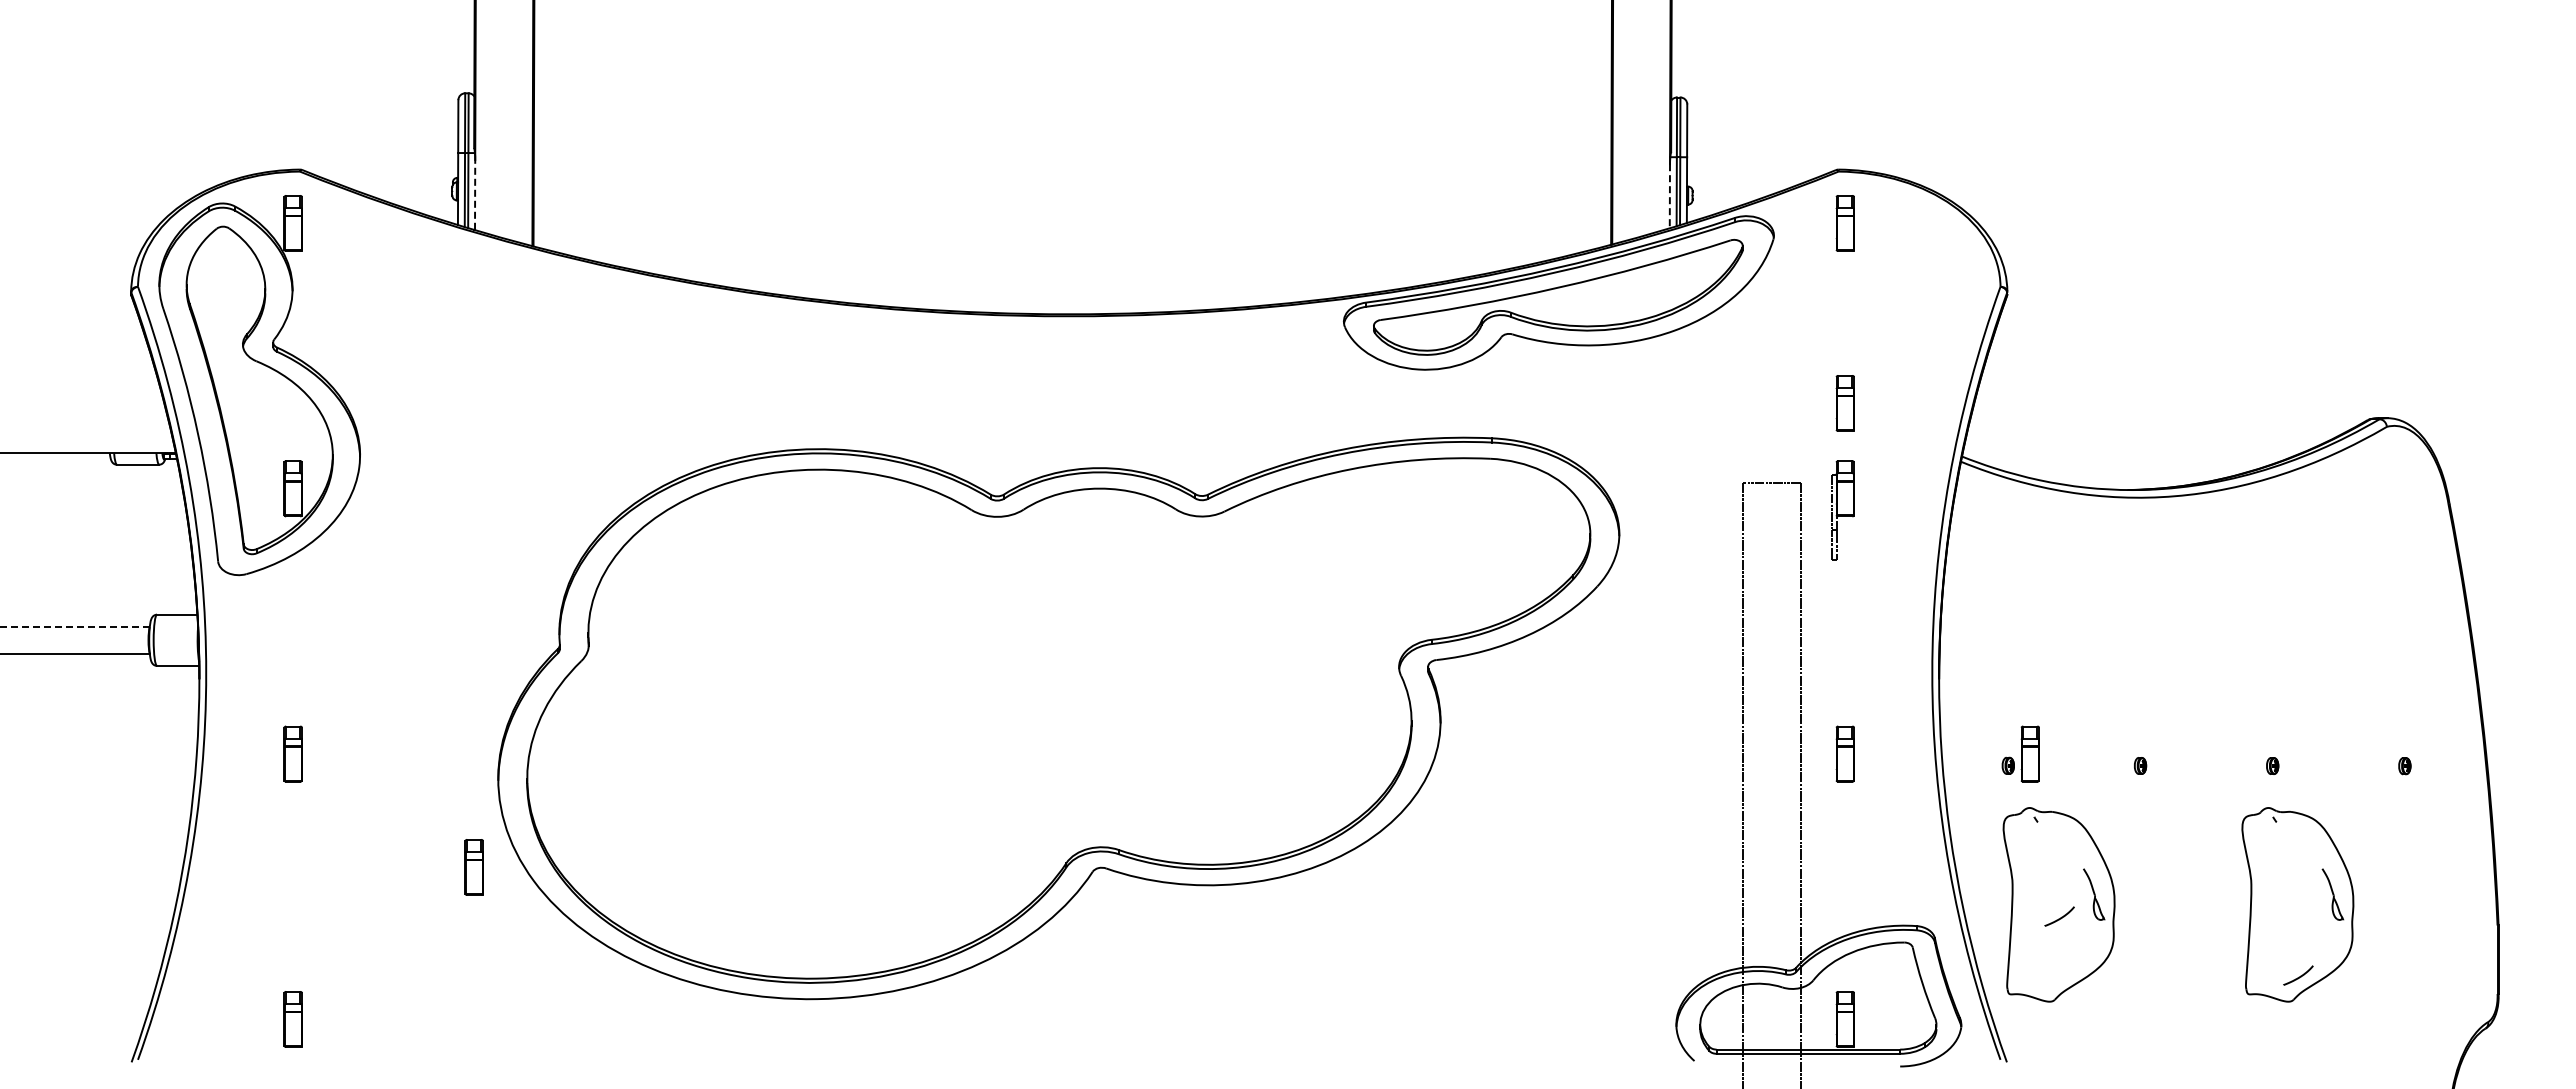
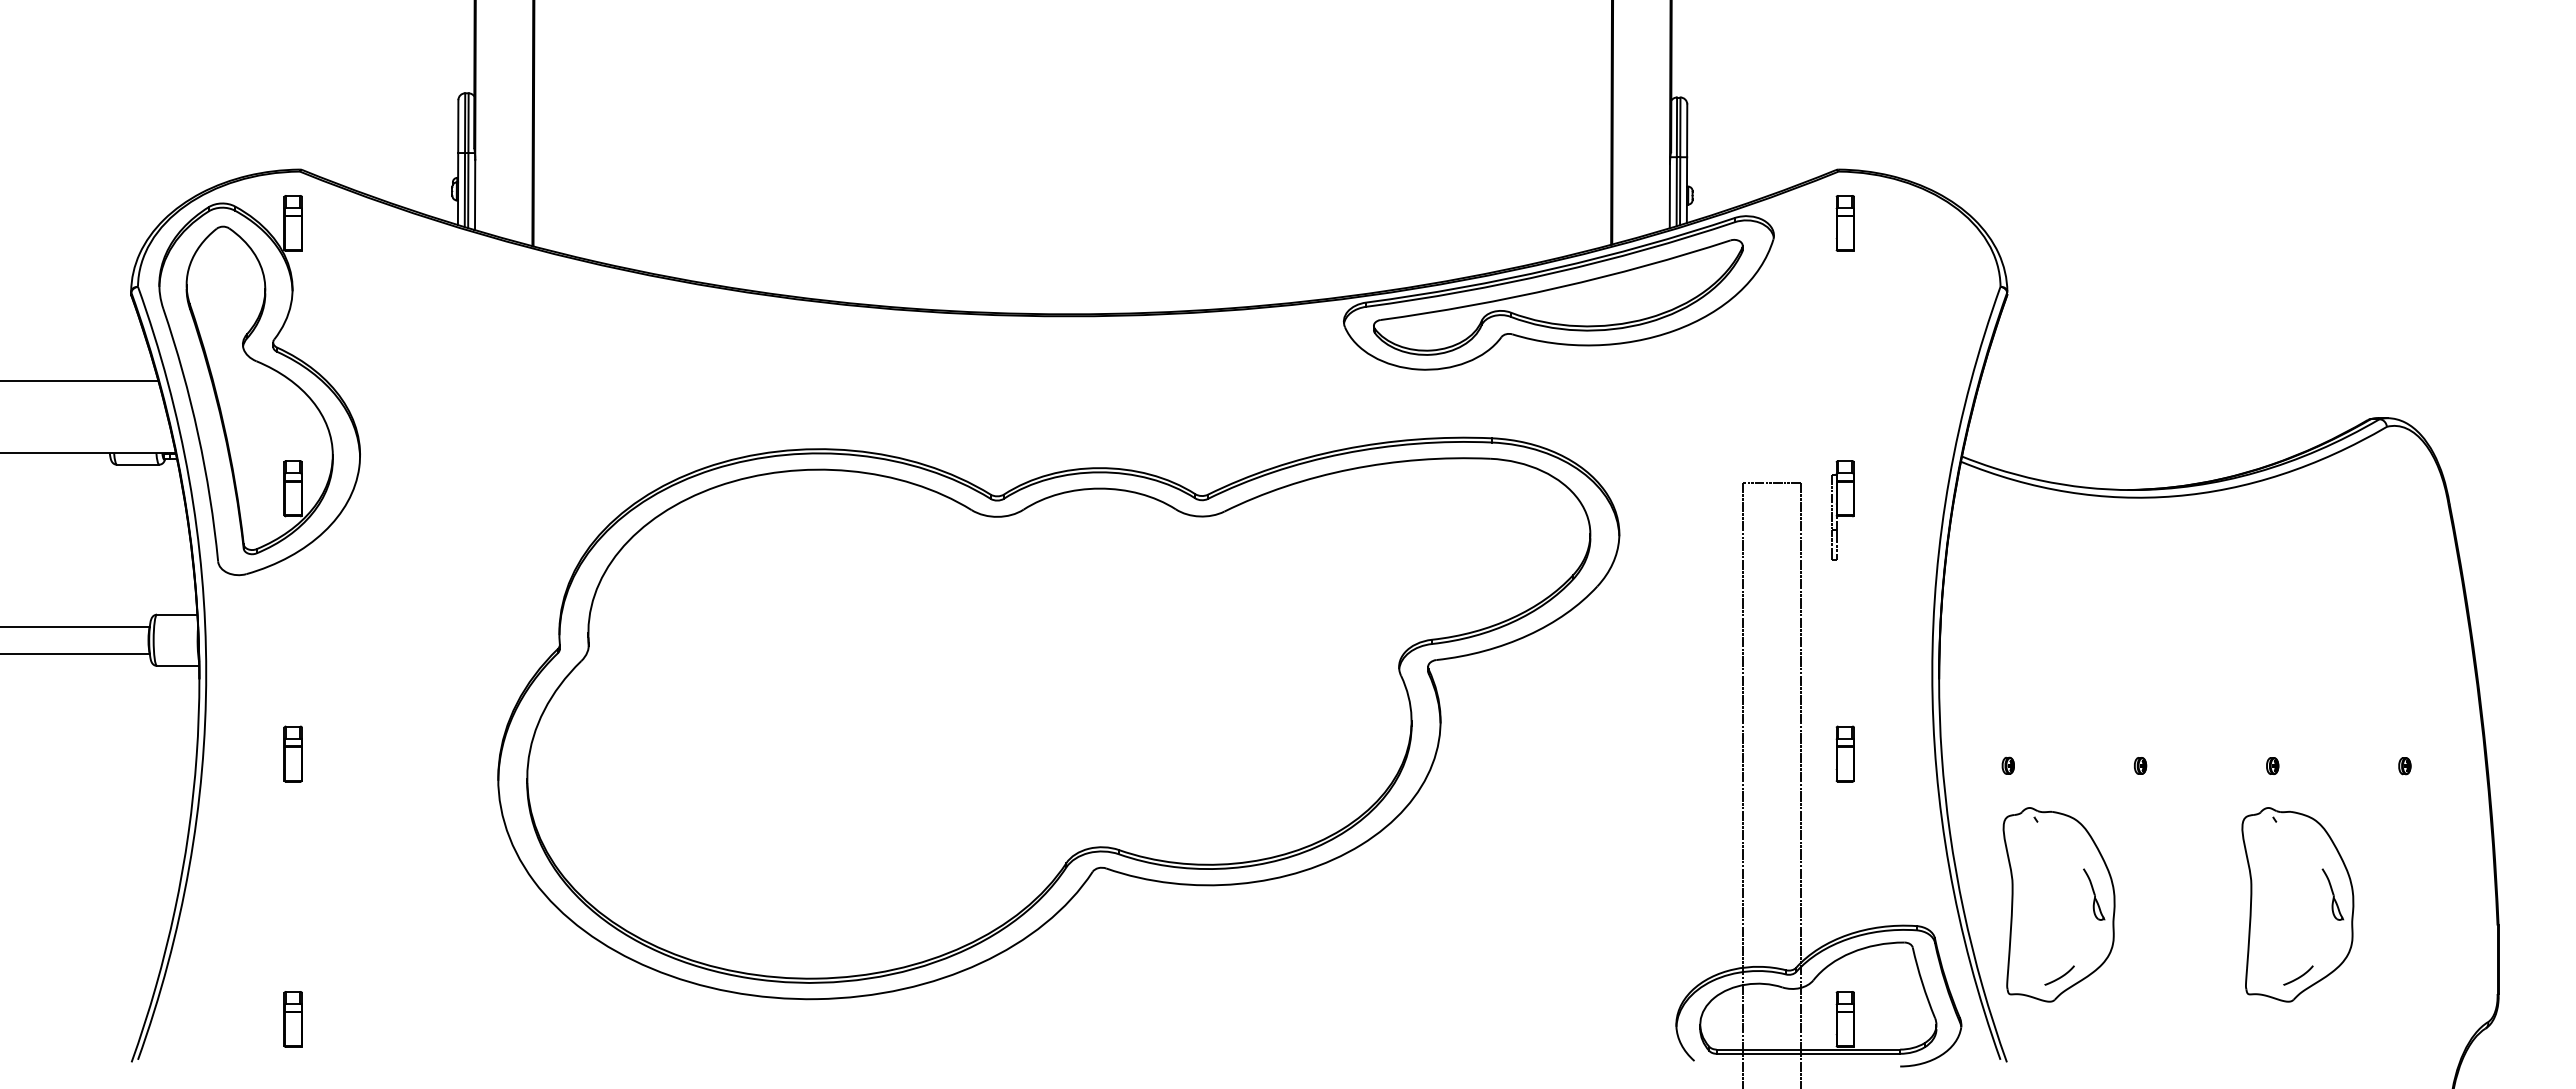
line: dashed -> solid (475, 194)
line: dashed -> solid (1669, 196)
line: none -> present (80, 380)
part: present -> none (1844, 403)
line: dashed -> solid (75, 626)
part: present -> none (2029, 753)
part: present -> none (473, 867)
curve position: (2060, 917) -> (2060, 976) (2060, 976)
